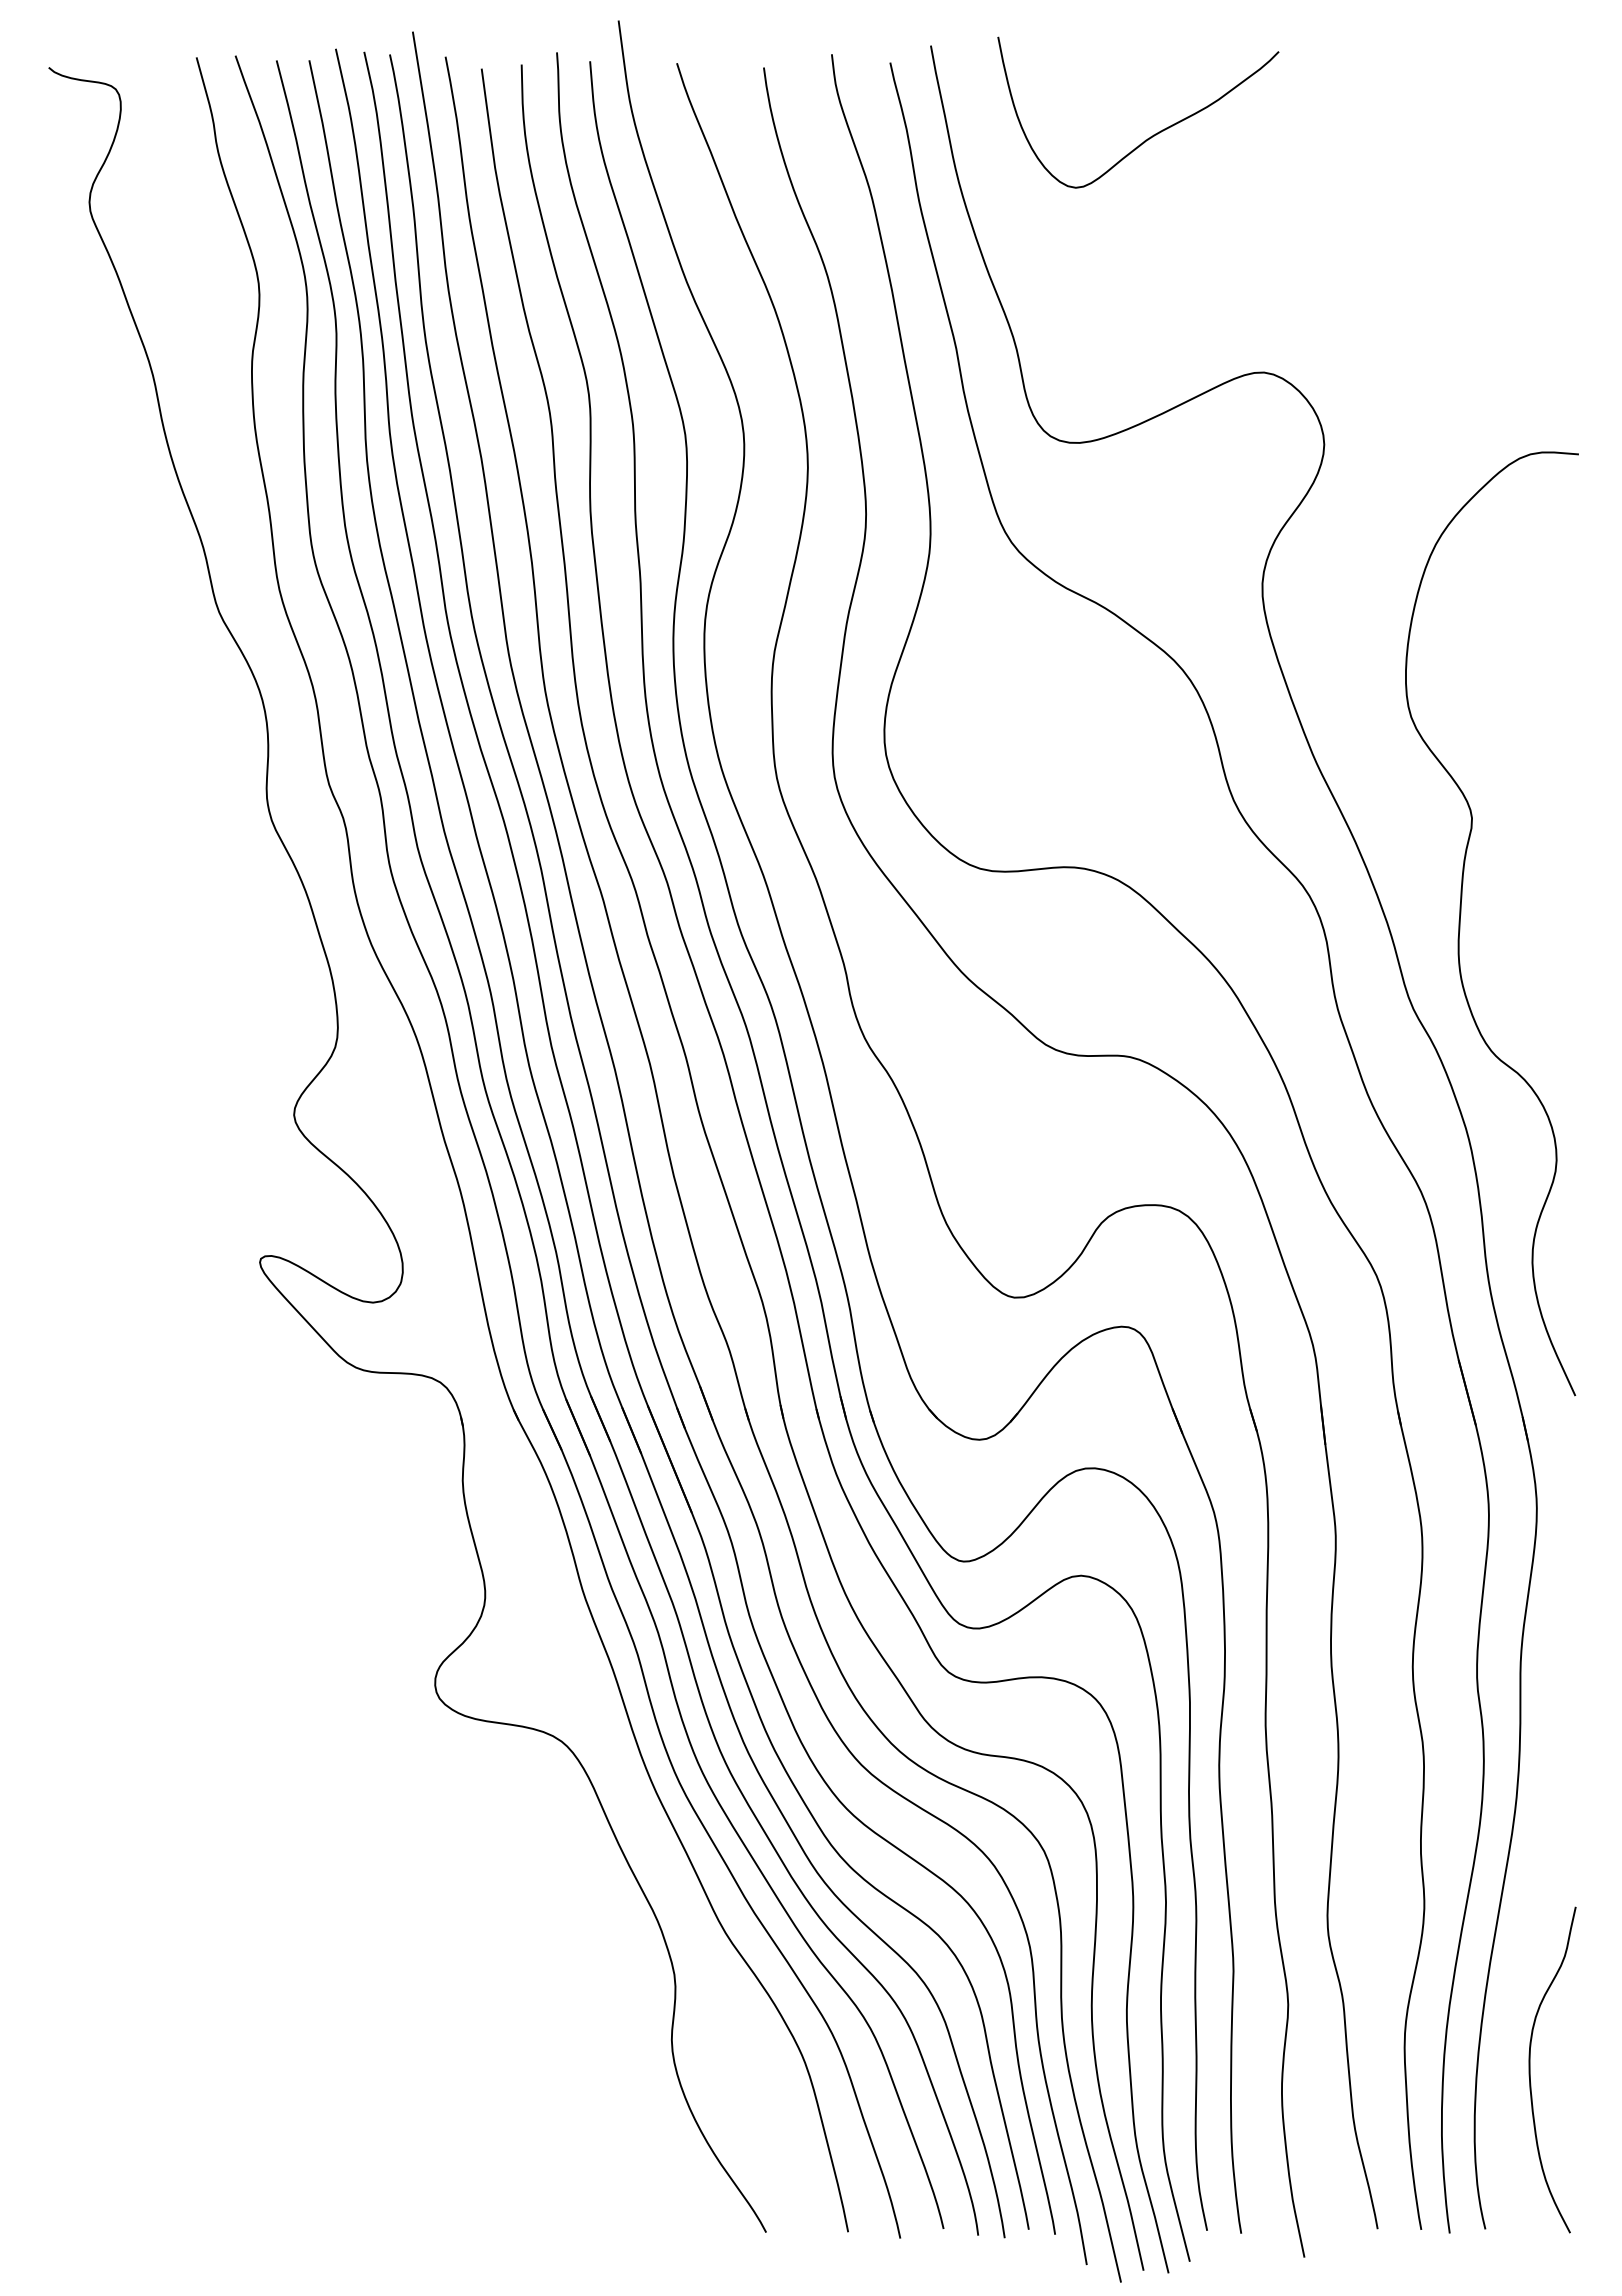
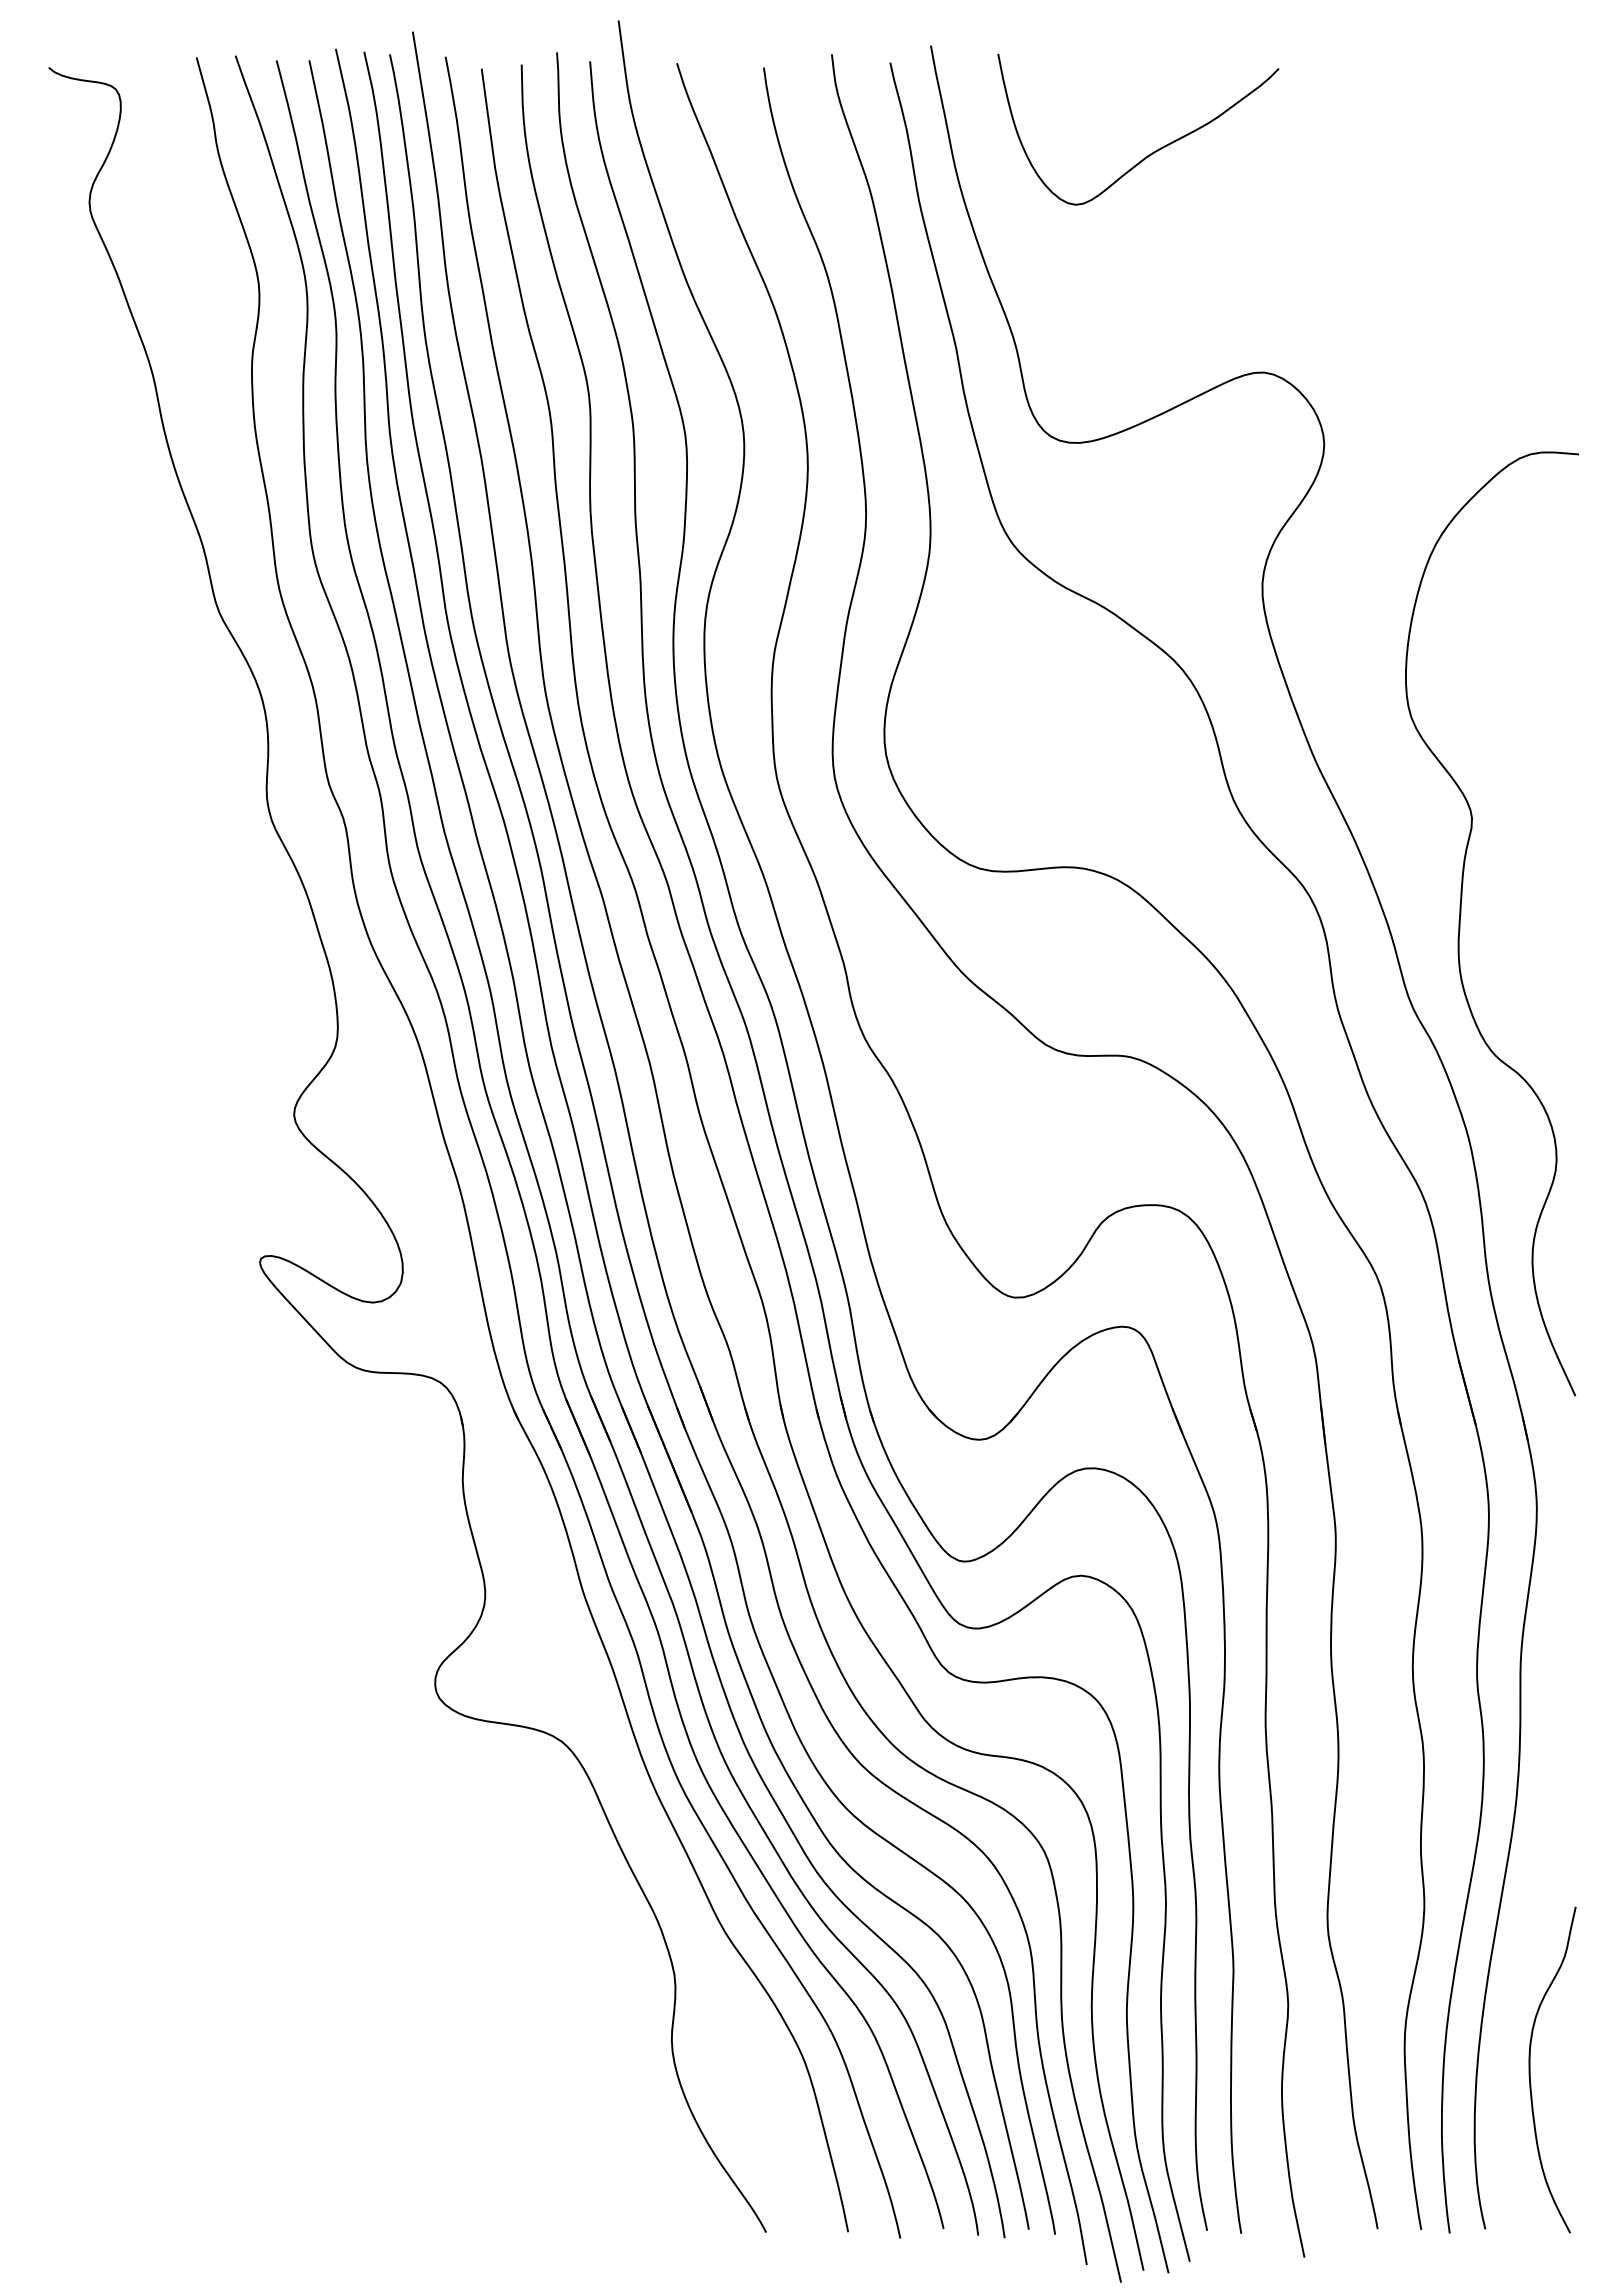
curve position: (1153, 134) -> (1153, 151) (1153, 151)
